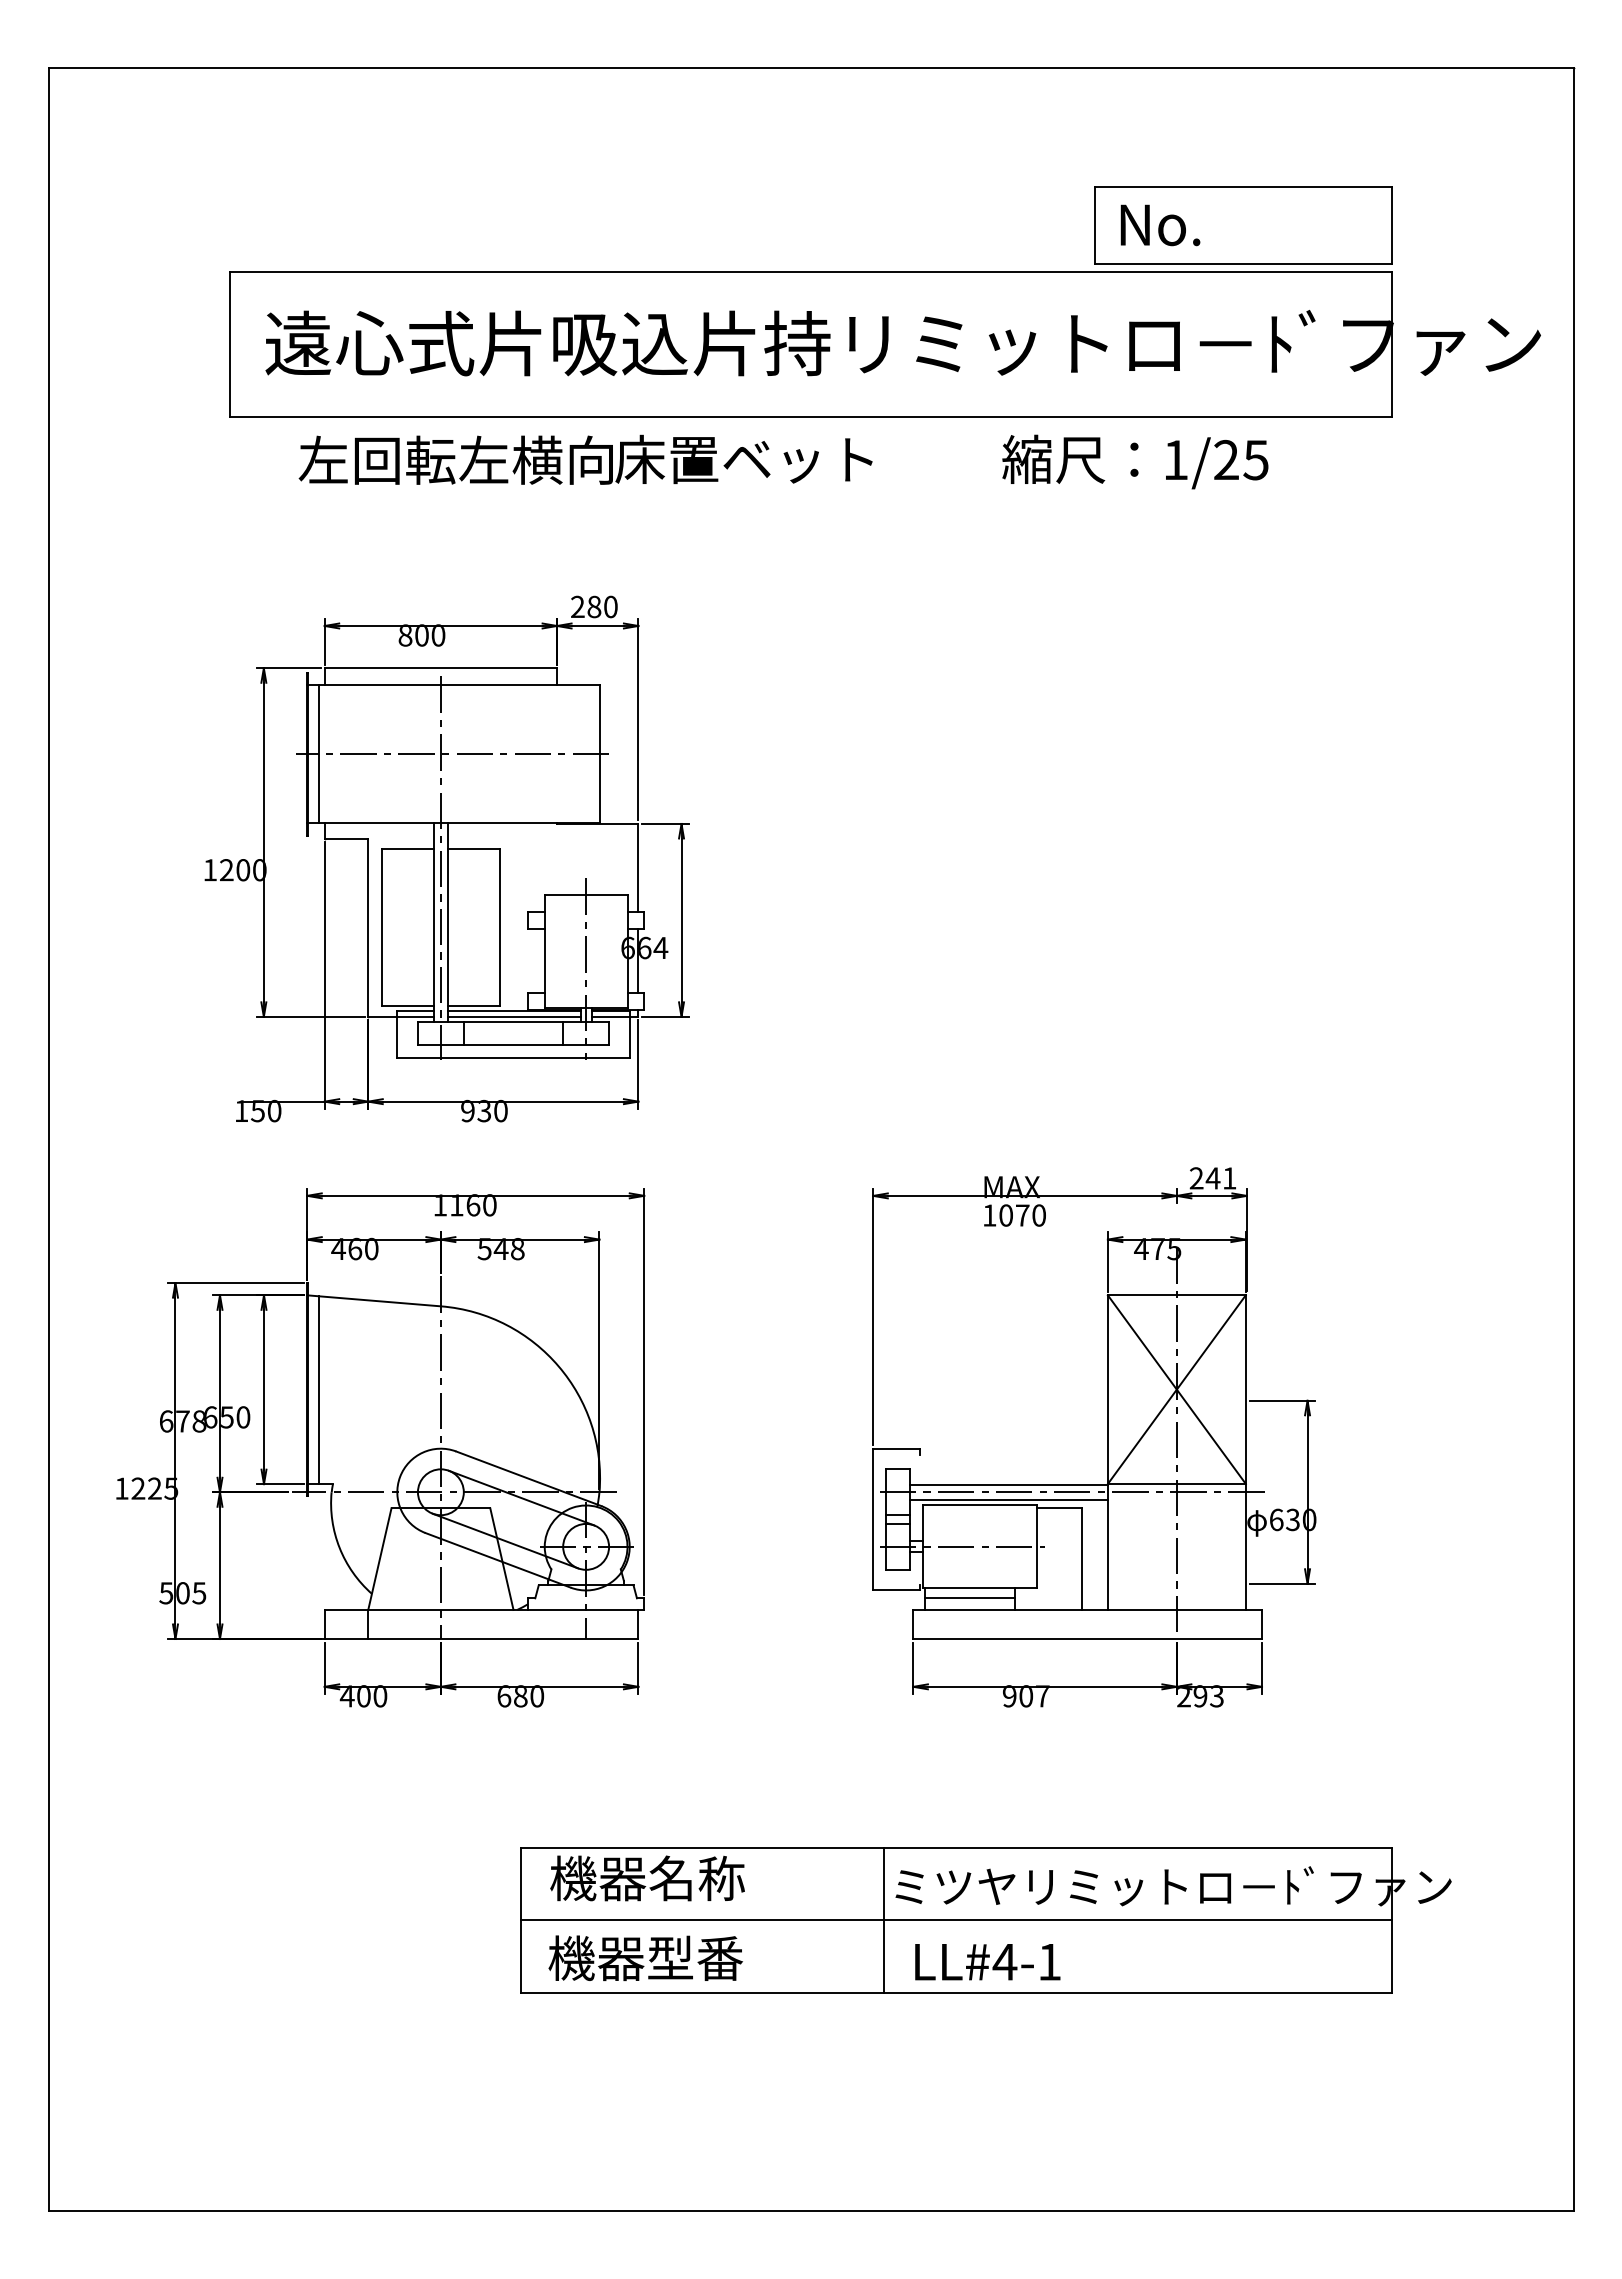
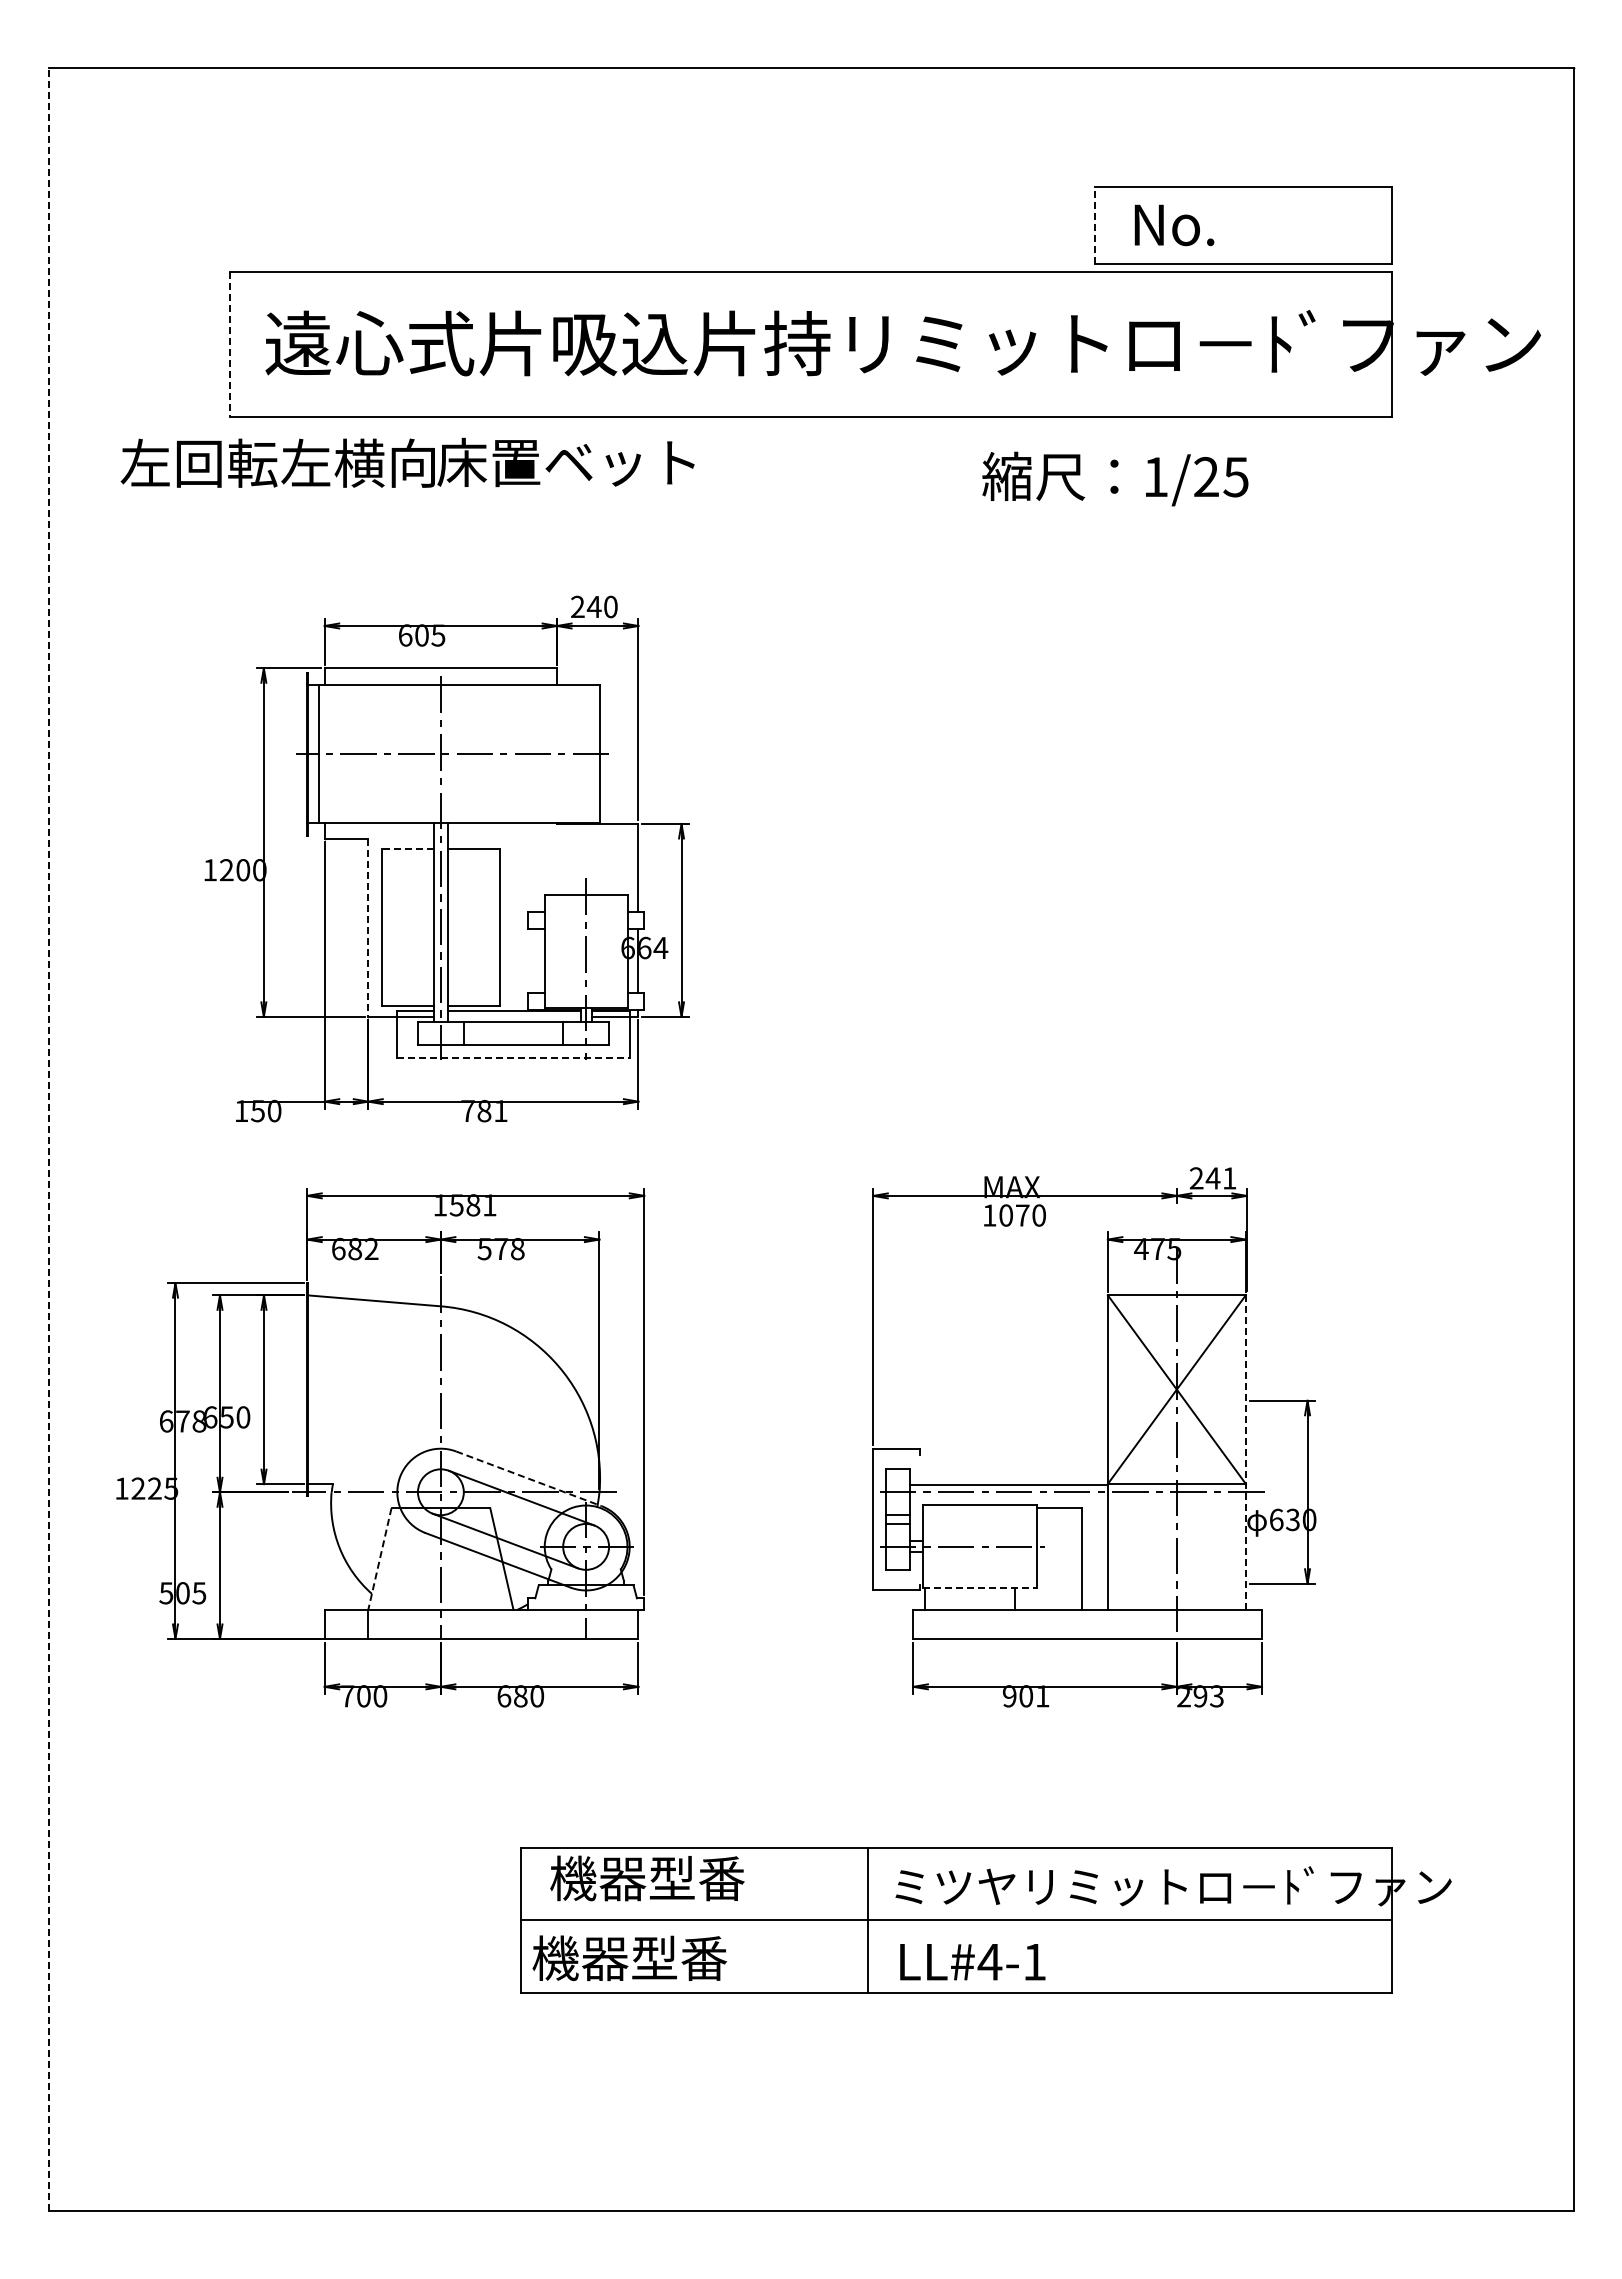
line: solid -> dashed (1094, 224)
text position: (1160, 225) -> (1174, 225) (1174, 225)
line: solid -> dashed (230, 344)
text position: (585, 459) -> (407, 462) (407, 462)
text position: (1135, 461) -> (1115, 478) (1115, 478)
text: 280 -> 240 (593, 606)
text: 800 -> 605 (421, 635)
line: solid -> dashed (407, 848)
line: solid -> dashed (368, 928)
line: present -> none (514, 1016)
line: solid -> dashed (514, 1057)
text: 930 -> 781 (484, 1110)
line: solid -> dashed (48, 1139)
text: 1160 -> 1581 (472, 1205)
text: 460 -> 682 (354, 1248)
text: 548 -> 578 (500, 1248)
line: present -> none (318, 1390)
line: solid -> dashed (1245, 1453)
line: solid -> dashed (528, 1478)
line: present -> none (1008, 1499)
line: solid -> dashed (379, 1559)
line: solid -> dashed (979, 1588)
line: present -> none (970, 1598)
text: 400 -> 700 (346, 1696)
text: 907 -> 901 (1042, 1696)
text: 機器名称 -> 機器型番 (696, 1878)
line position: (883, 1919) -> (867, 1919) (867, 1919)
text position: (645, 1957) -> (629, 1957) (629, 1957)
text position: (987, 1962) -> (972, 1962) (972, 1962)
